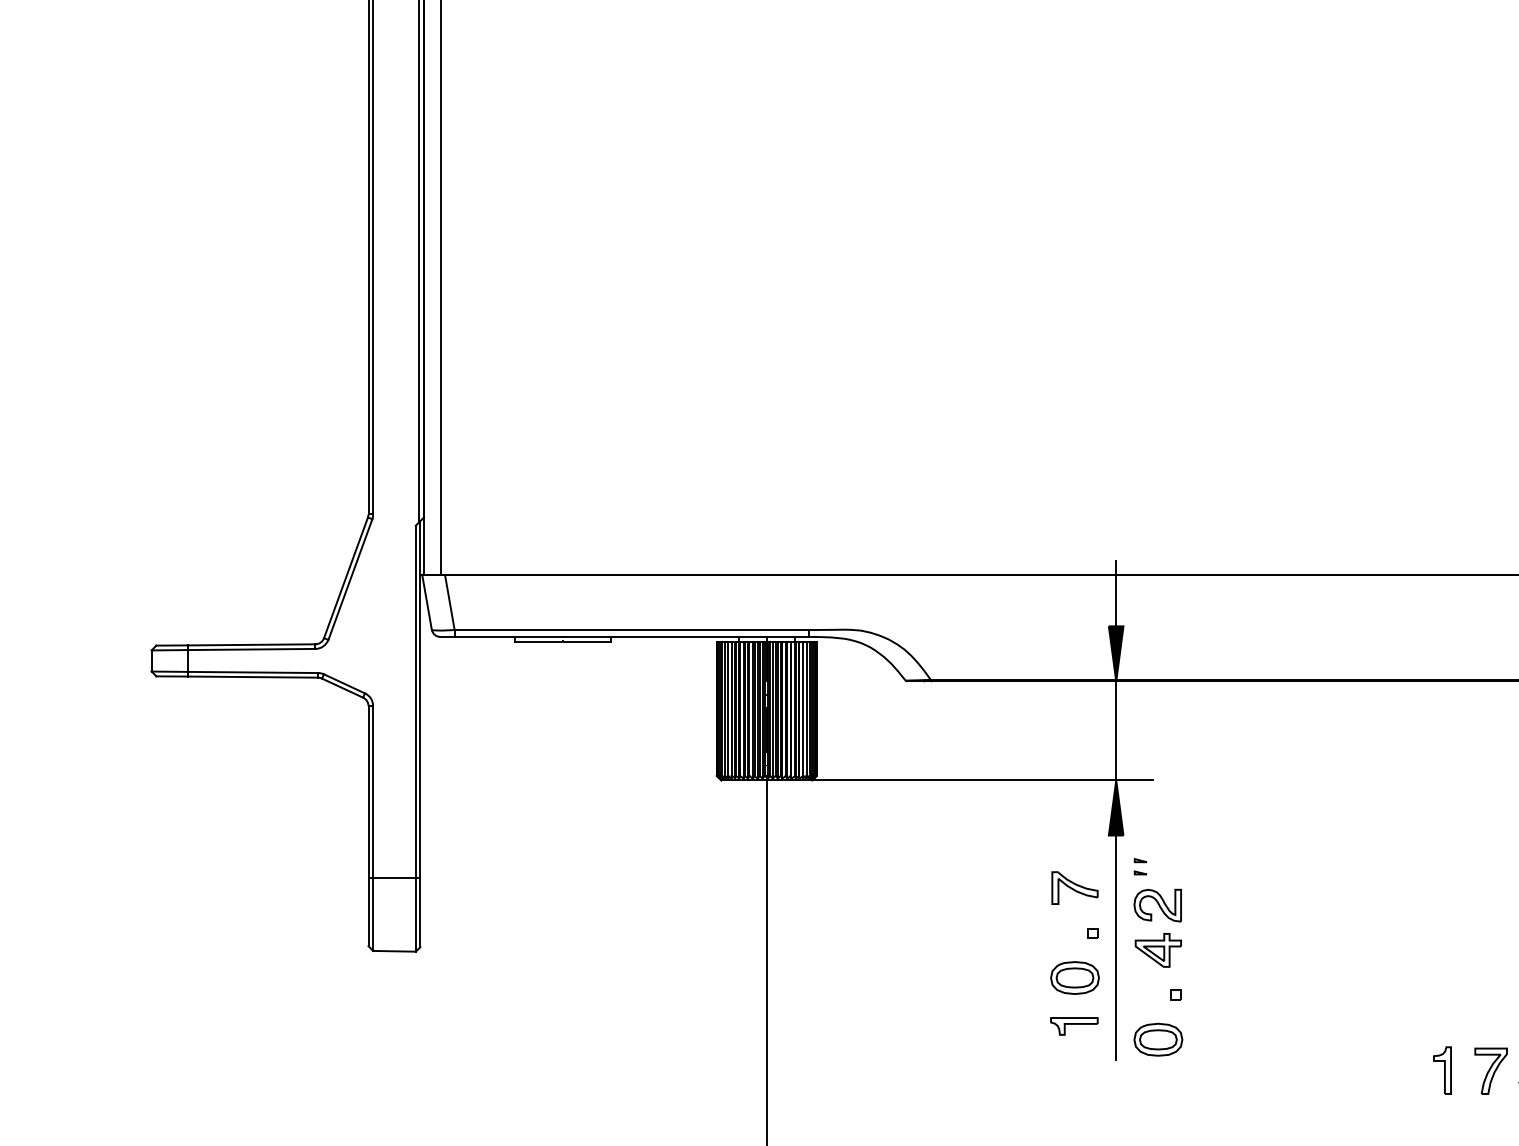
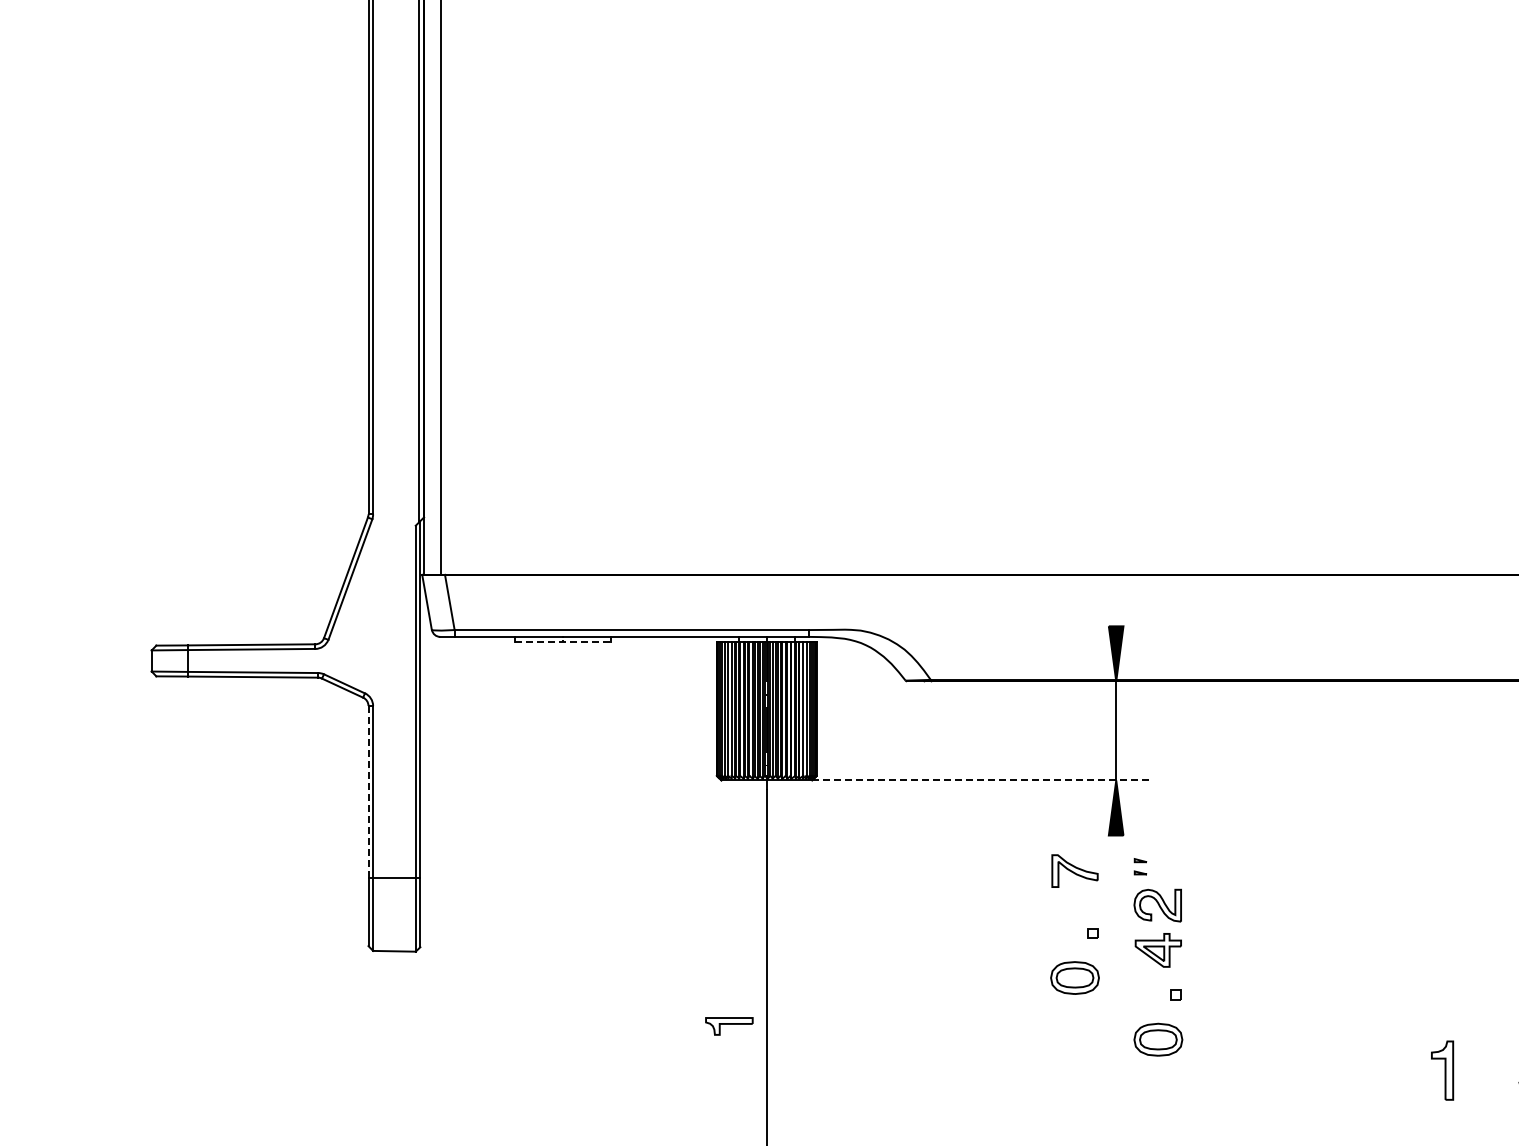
line: present -> none (1116, 593)
line: solid -> dashed (563, 641)
line: solid -> dashed (982, 780)
line: solid -> dashed (368, 791)
part position: (1074, 887) -> (1074, 870) (1074, 870)
line: present -> none (1116, 947)
part position: (1074, 1026) -> (729, 1026) (729, 1026)
part size: 19x49 px -> 24x61 px (1442, 1070)
part: present -> none (1490, 1070)
